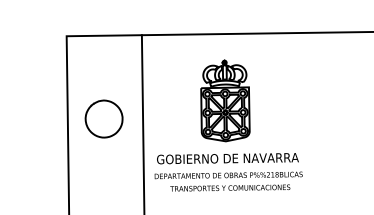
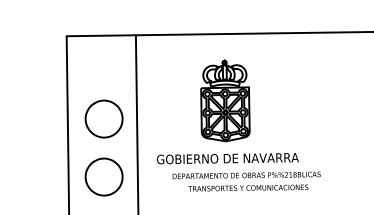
line position: (142, 123) -> (136, 123) (136, 123)
part: none -> present (103, 176)
text position: (228, 181) -> (246, 181) (246, 181)
